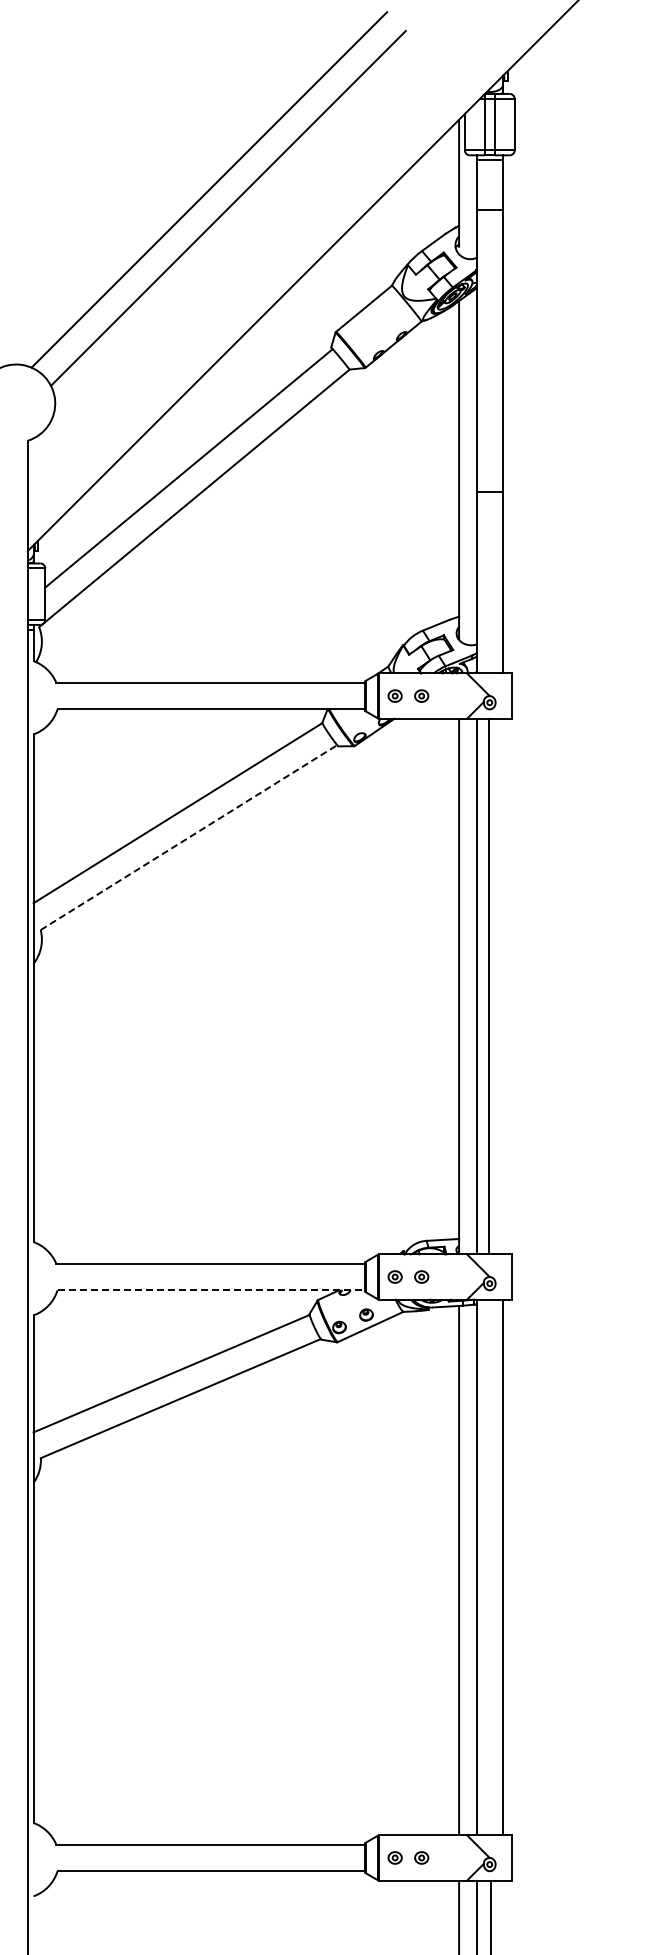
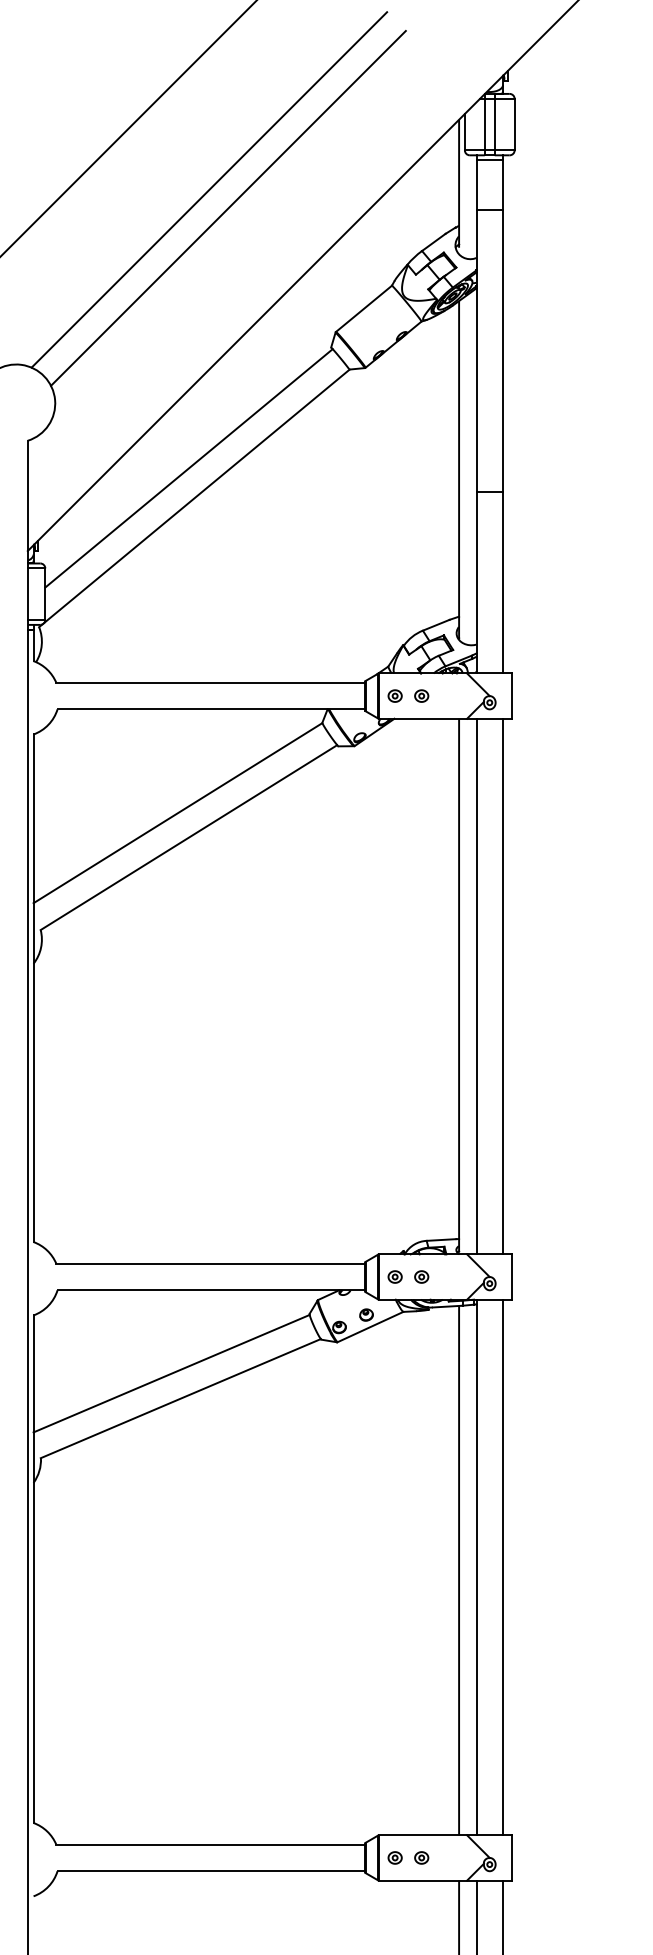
line: none -> present (128, 128)
line: dashed -> solid (188, 837)
line position: (489, 986) -> (503, 986) (503, 986)
line: dashed -> solid (211, 1290)
line position: (491, 1915) -> (503, 1915) (503, 1915)
